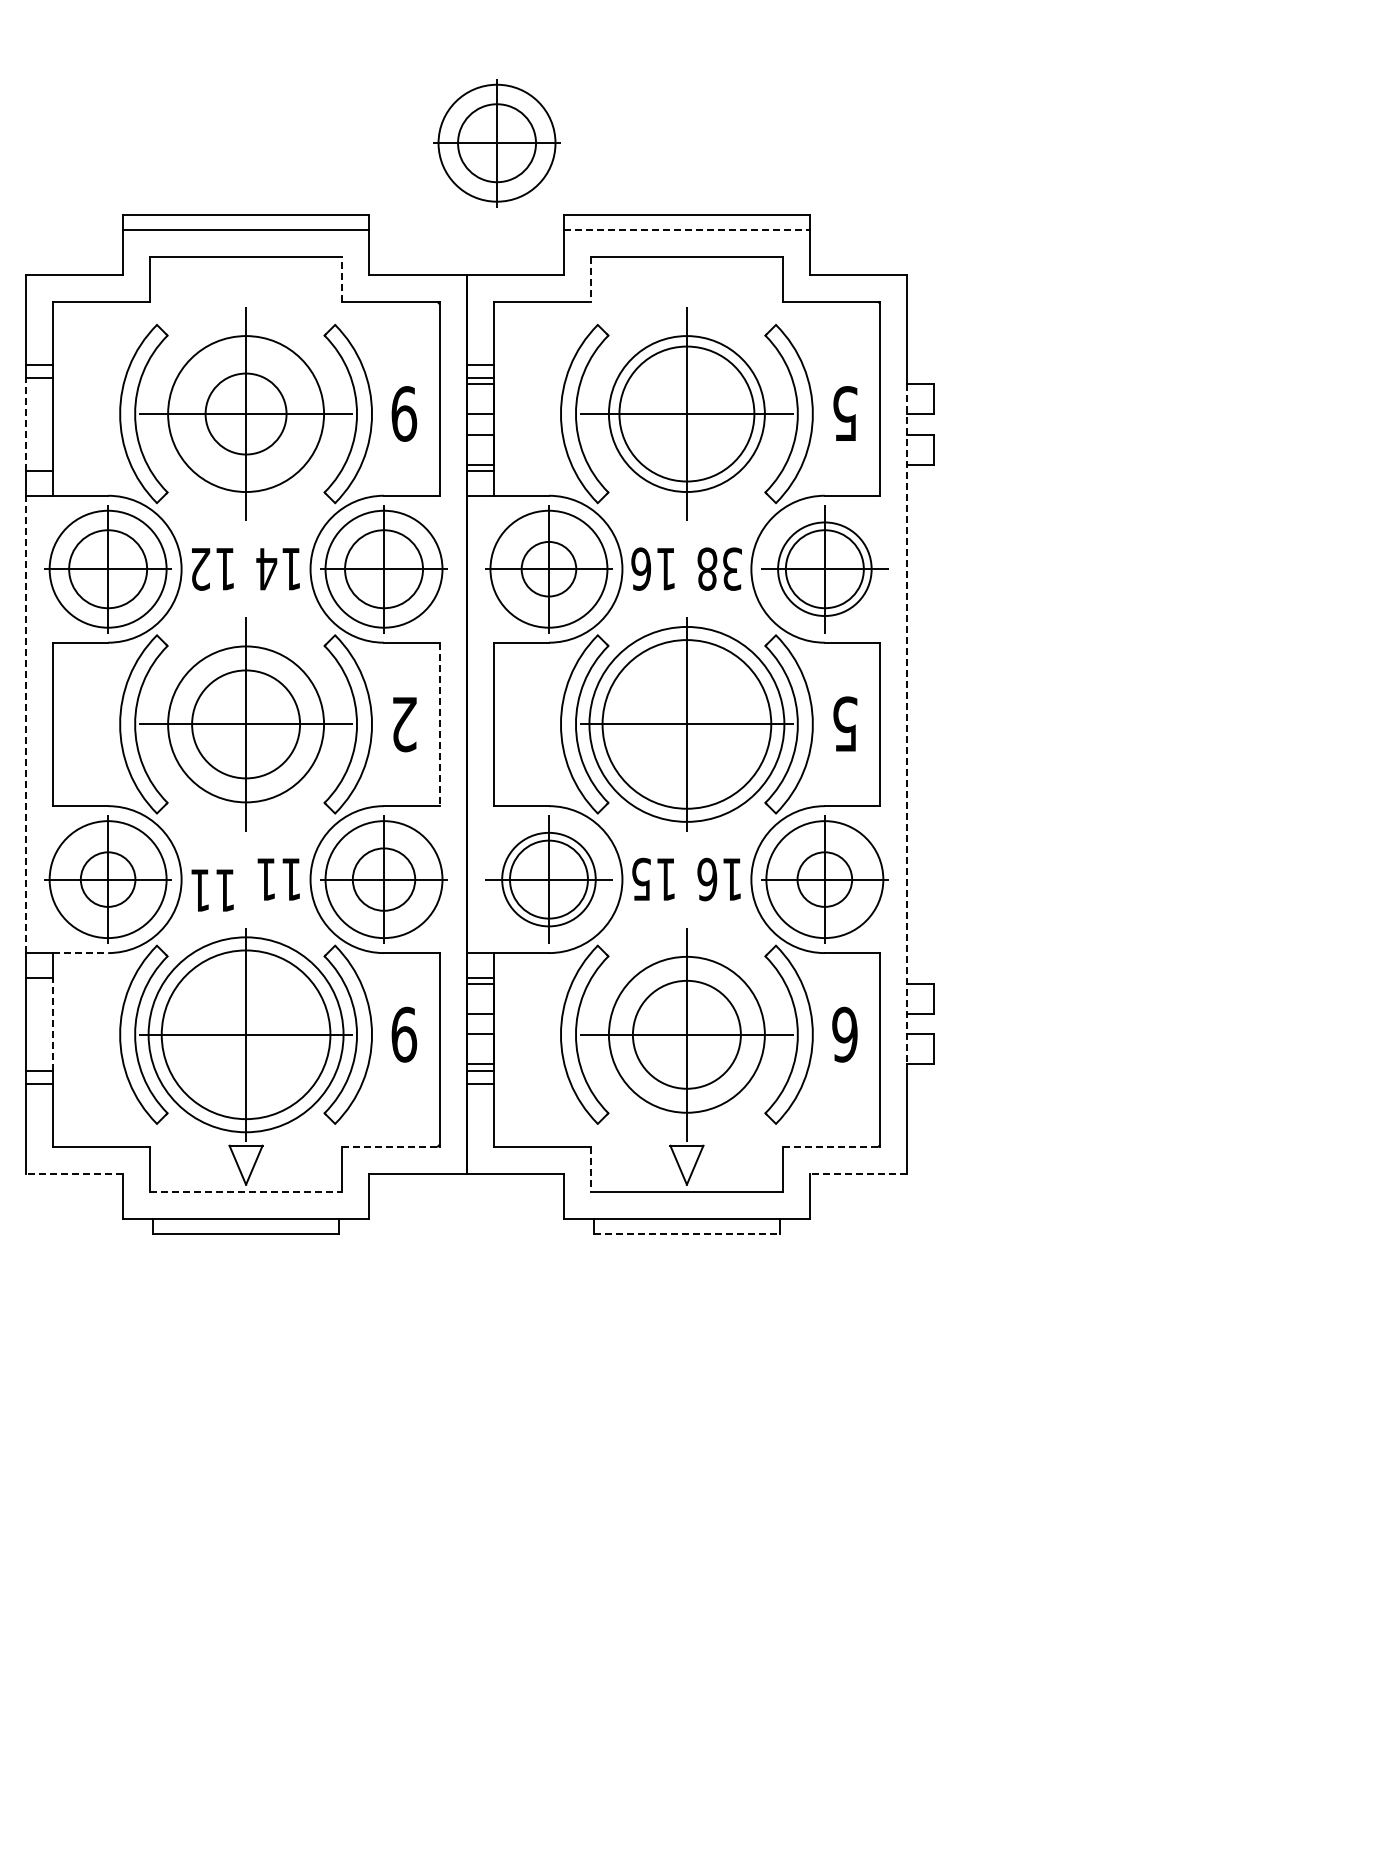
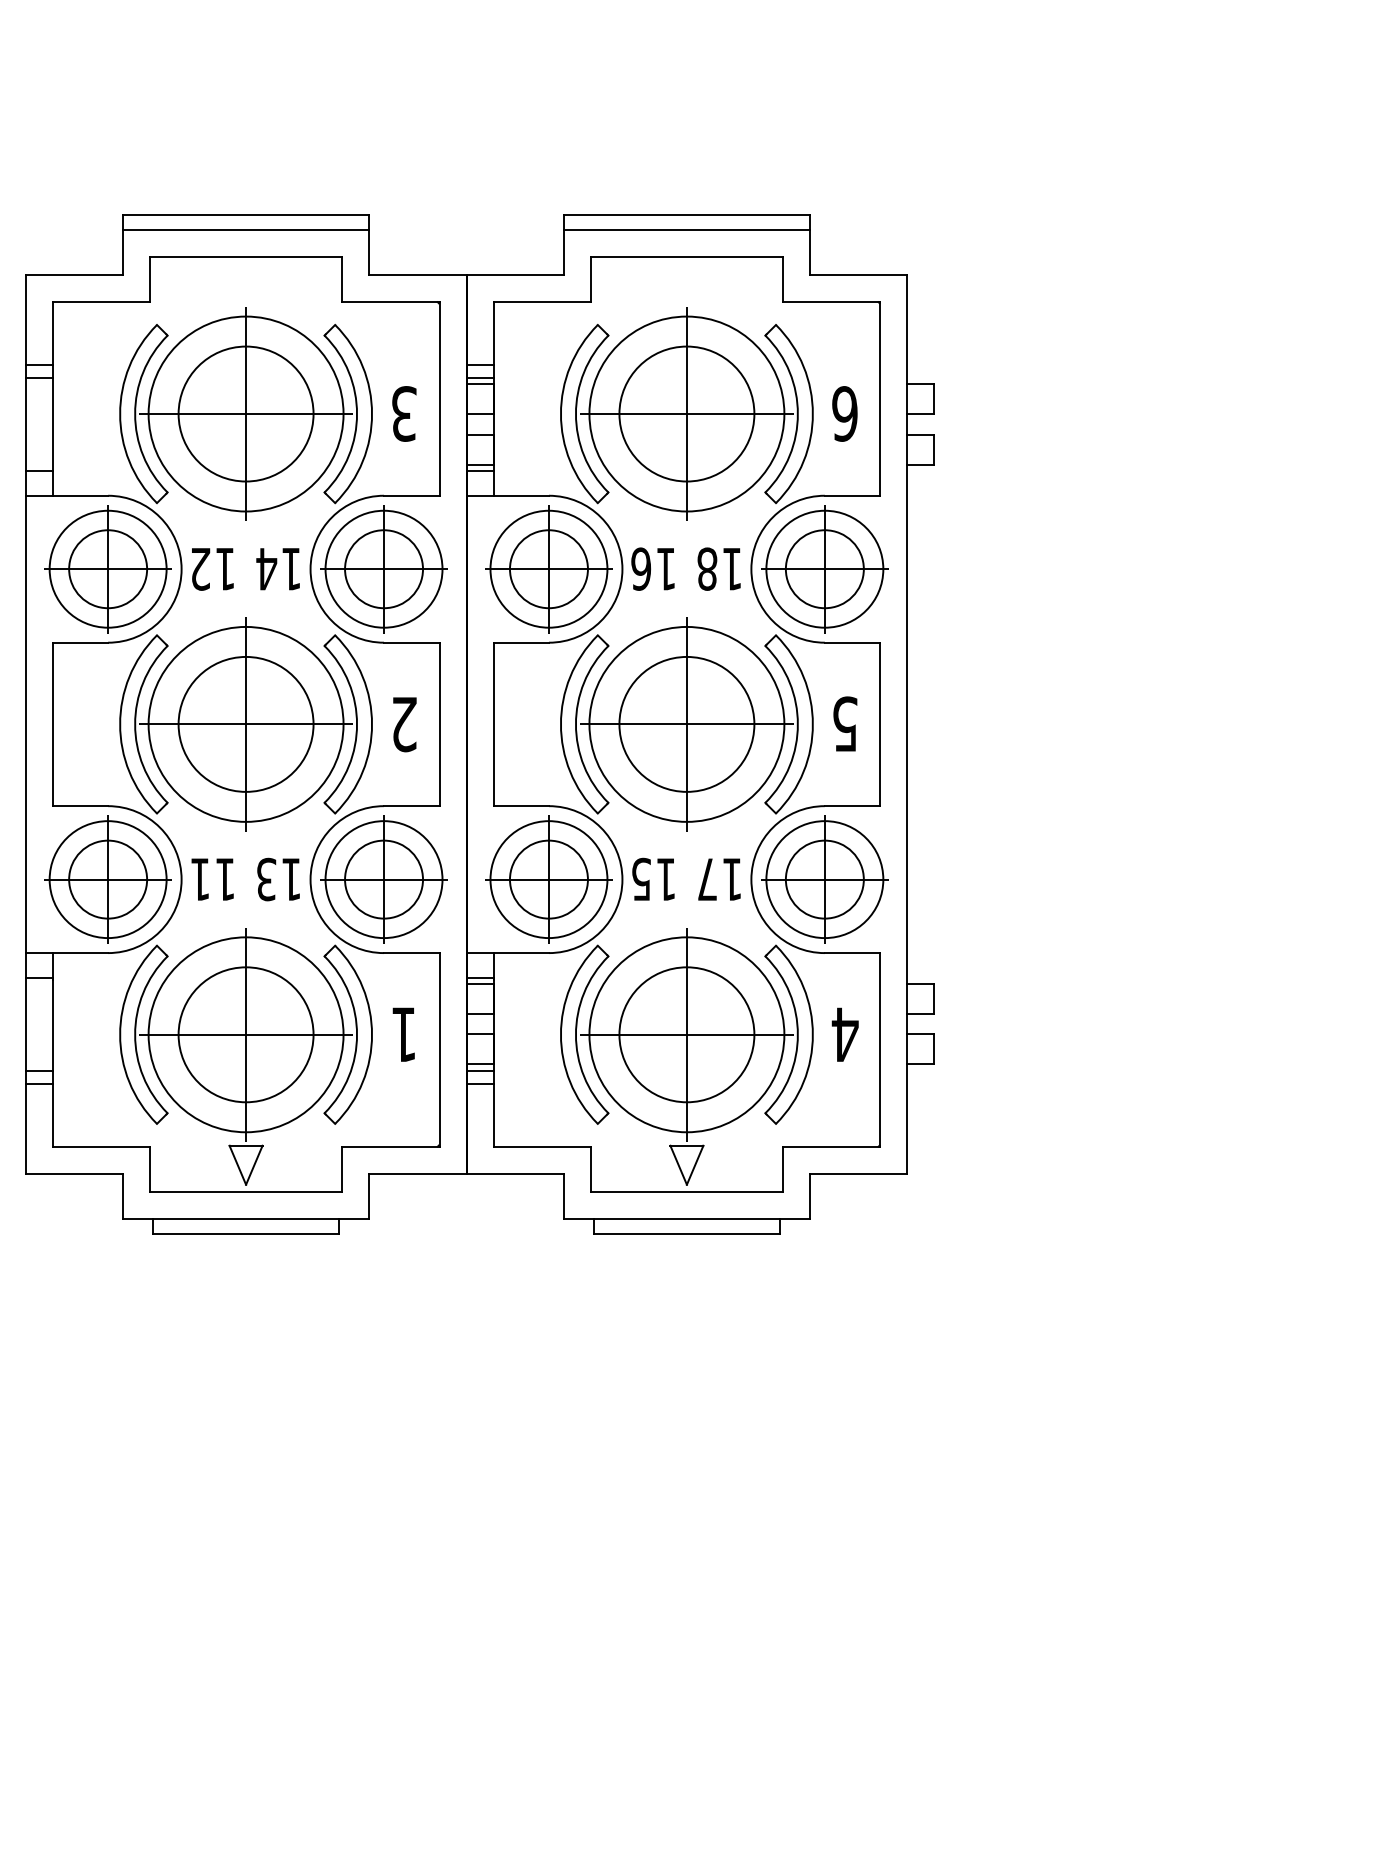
part: present -> none (496, 143)
line: dashed -> solid (686, 229)
line: dashed -> solid (342, 278)
line: dashed -> solid (590, 279)
circle diameter: 81 px -> 135 px (245, 413)
text: 9 -> 3 (404, 413)
text: 5 -> 6 (844, 413)
circle diameter: 156 px -> 195 px (245, 413)
circle diameter: 156 px -> 195 px (686, 413)
line: dashed -> solid (25, 424)
circle diameter: 55 px -> 78 px (548, 569)
text: 38 -> 18 (732, 568)
circle diameter: 94 px -> 117 px (824, 568)
line: dashed -> solid (25, 724)
circle diameter: 108 px -> 135 px (245, 723)
circle diameter: 156 px -> 195 px (245, 723)
line: dashed -> solid (439, 724)
circle diameter: 169 px -> 135 px (686, 723)
line: dashed -> solid (907, 724)
circle diameter: 55 px -> 78 px (108, 879)
text: 11 -> 13 (266, 879)
circle diameter: 62 px -> 78 px (384, 879)
circle diameter: 94 px -> 117 px (548, 879)
text: 16 -> 17 (707, 879)
circle diameter: 55 px -> 78 px (824, 879)
text position: (212, 890) -> (212, 879) (212, 879)
line: dashed -> solid (80, 953)
line: dashed -> solid (52, 1024)
circle diameter: 169 px -> 135 px (245, 1034)
text: 9 -> 1 (404, 1034)
circle diameter: 108 px -> 135 px (686, 1034)
circle diameter: 156 px -> 195 px (686, 1034)
text: 6 -> 4 (844, 1034)
line: dashed -> solid (390, 1147)
line: dashed -> solid (831, 1147)
line: dashed -> solid (590, 1170)
line: dashed -> solid (74, 1174)
line: dashed -> solid (858, 1174)
line: dashed -> solid (246, 1192)
line: dashed -> solid (686, 1234)
